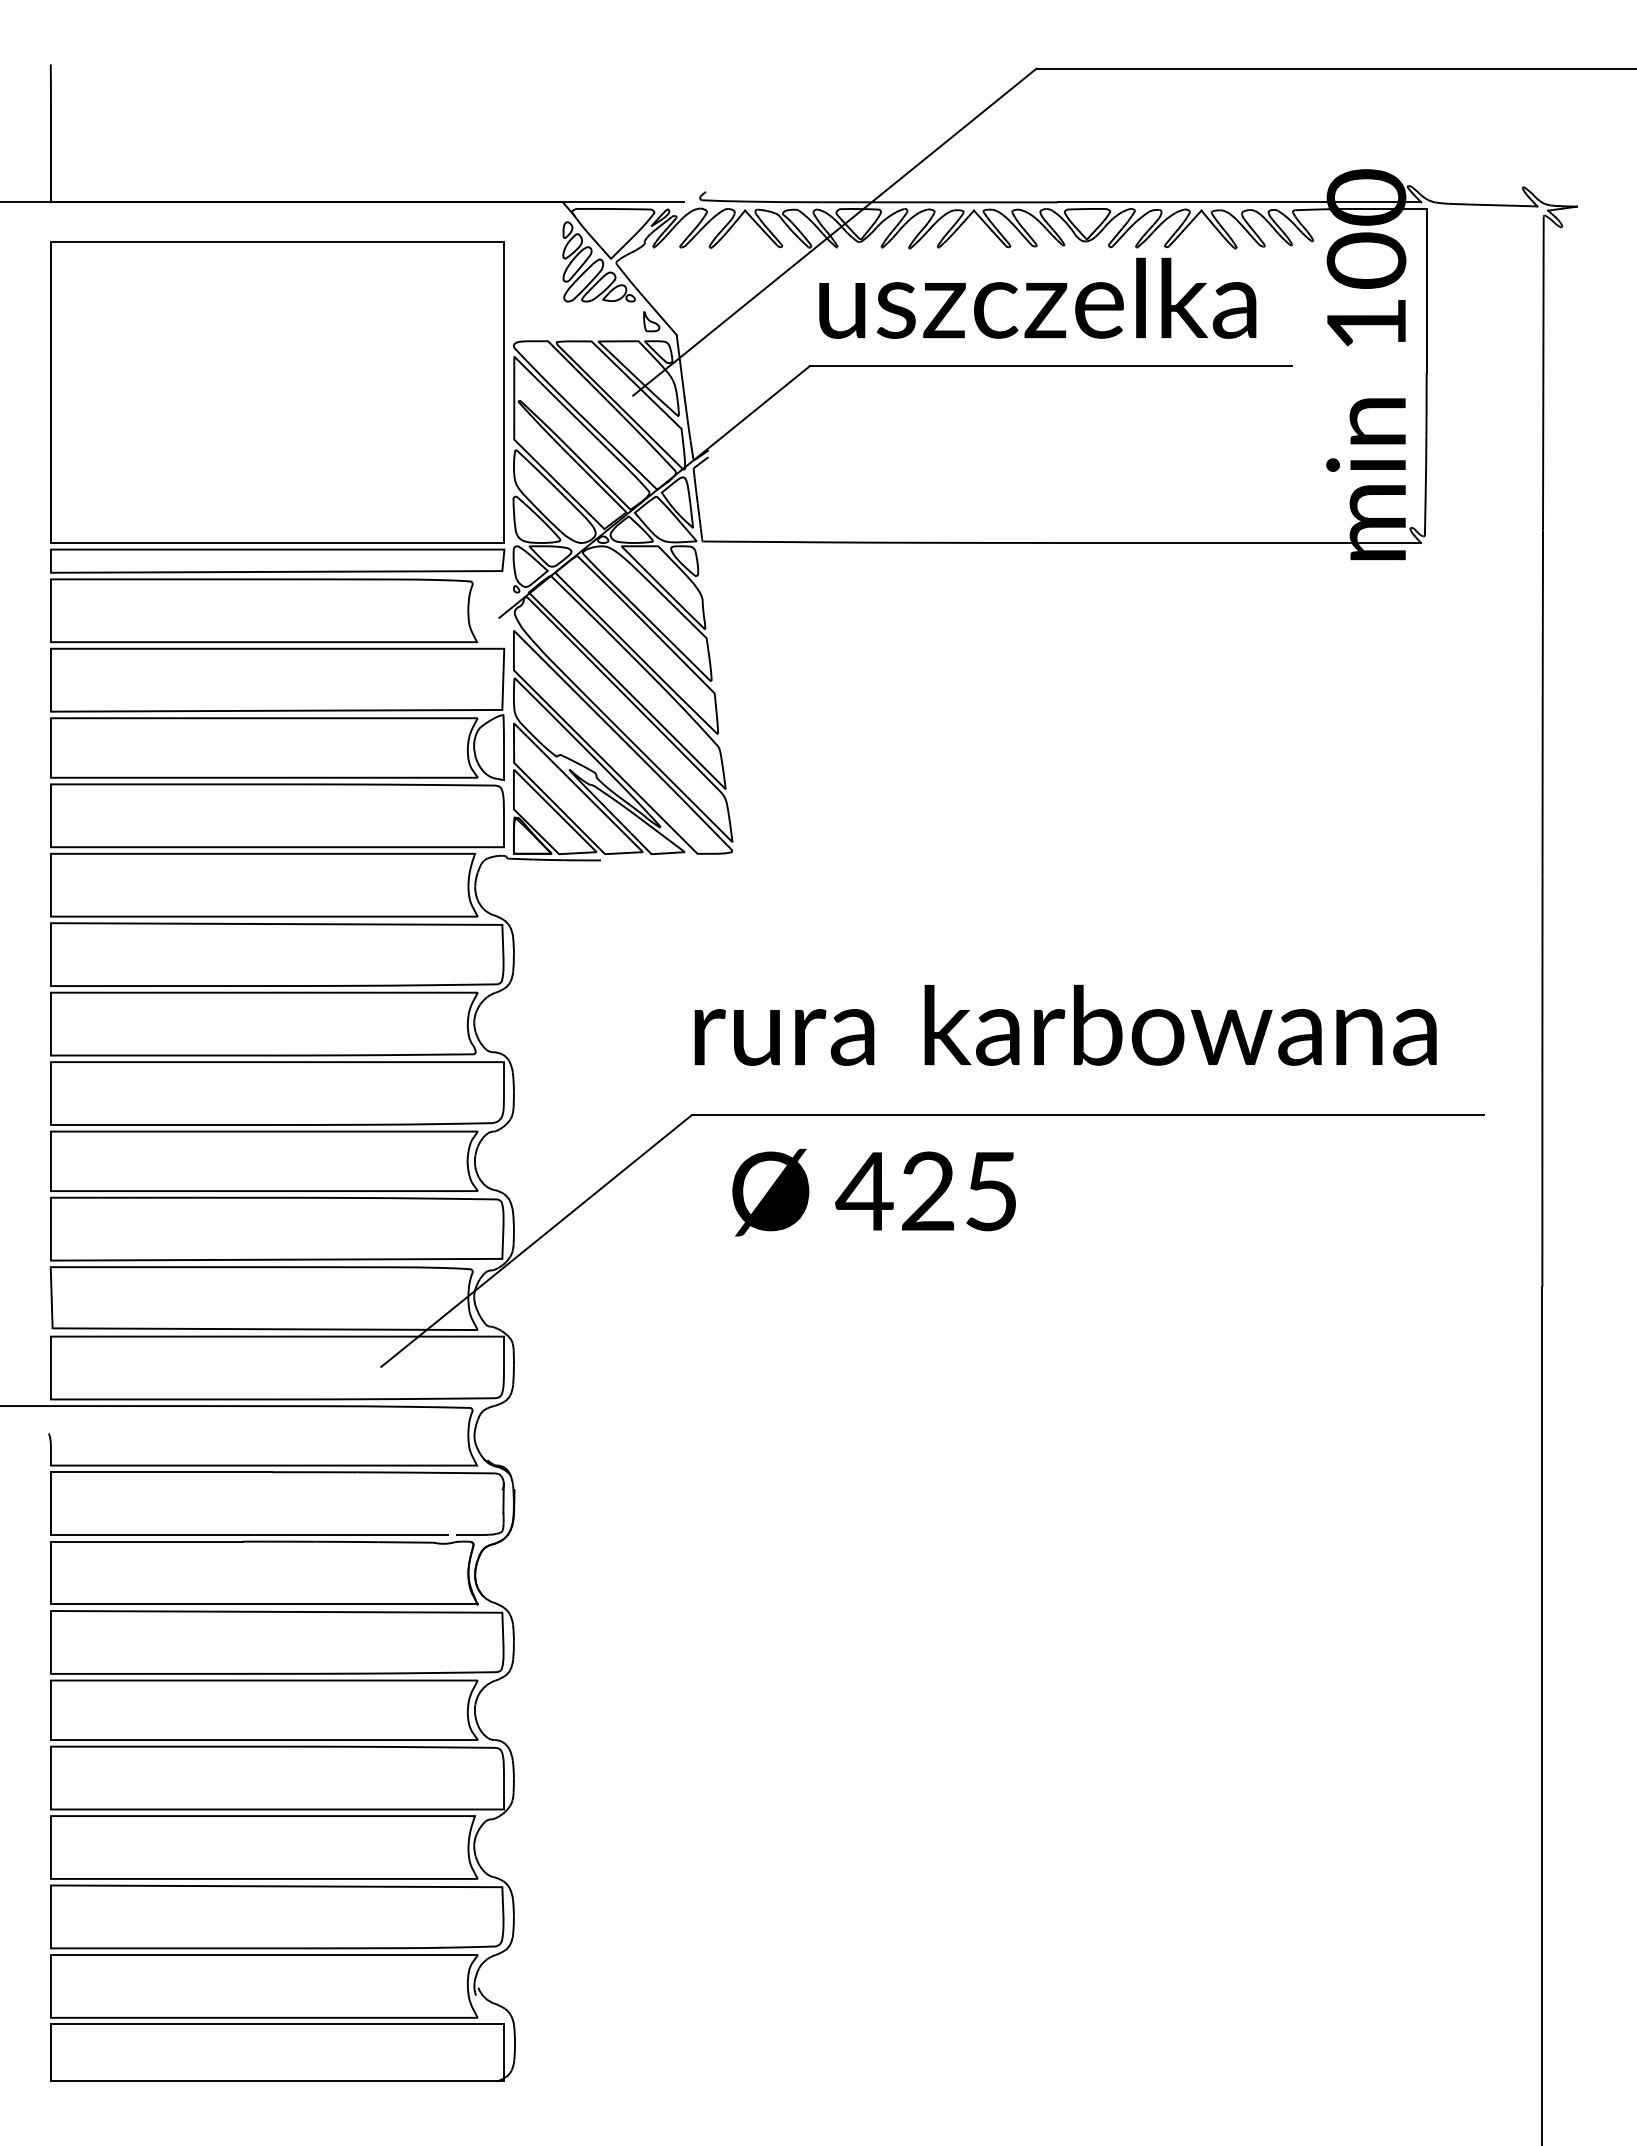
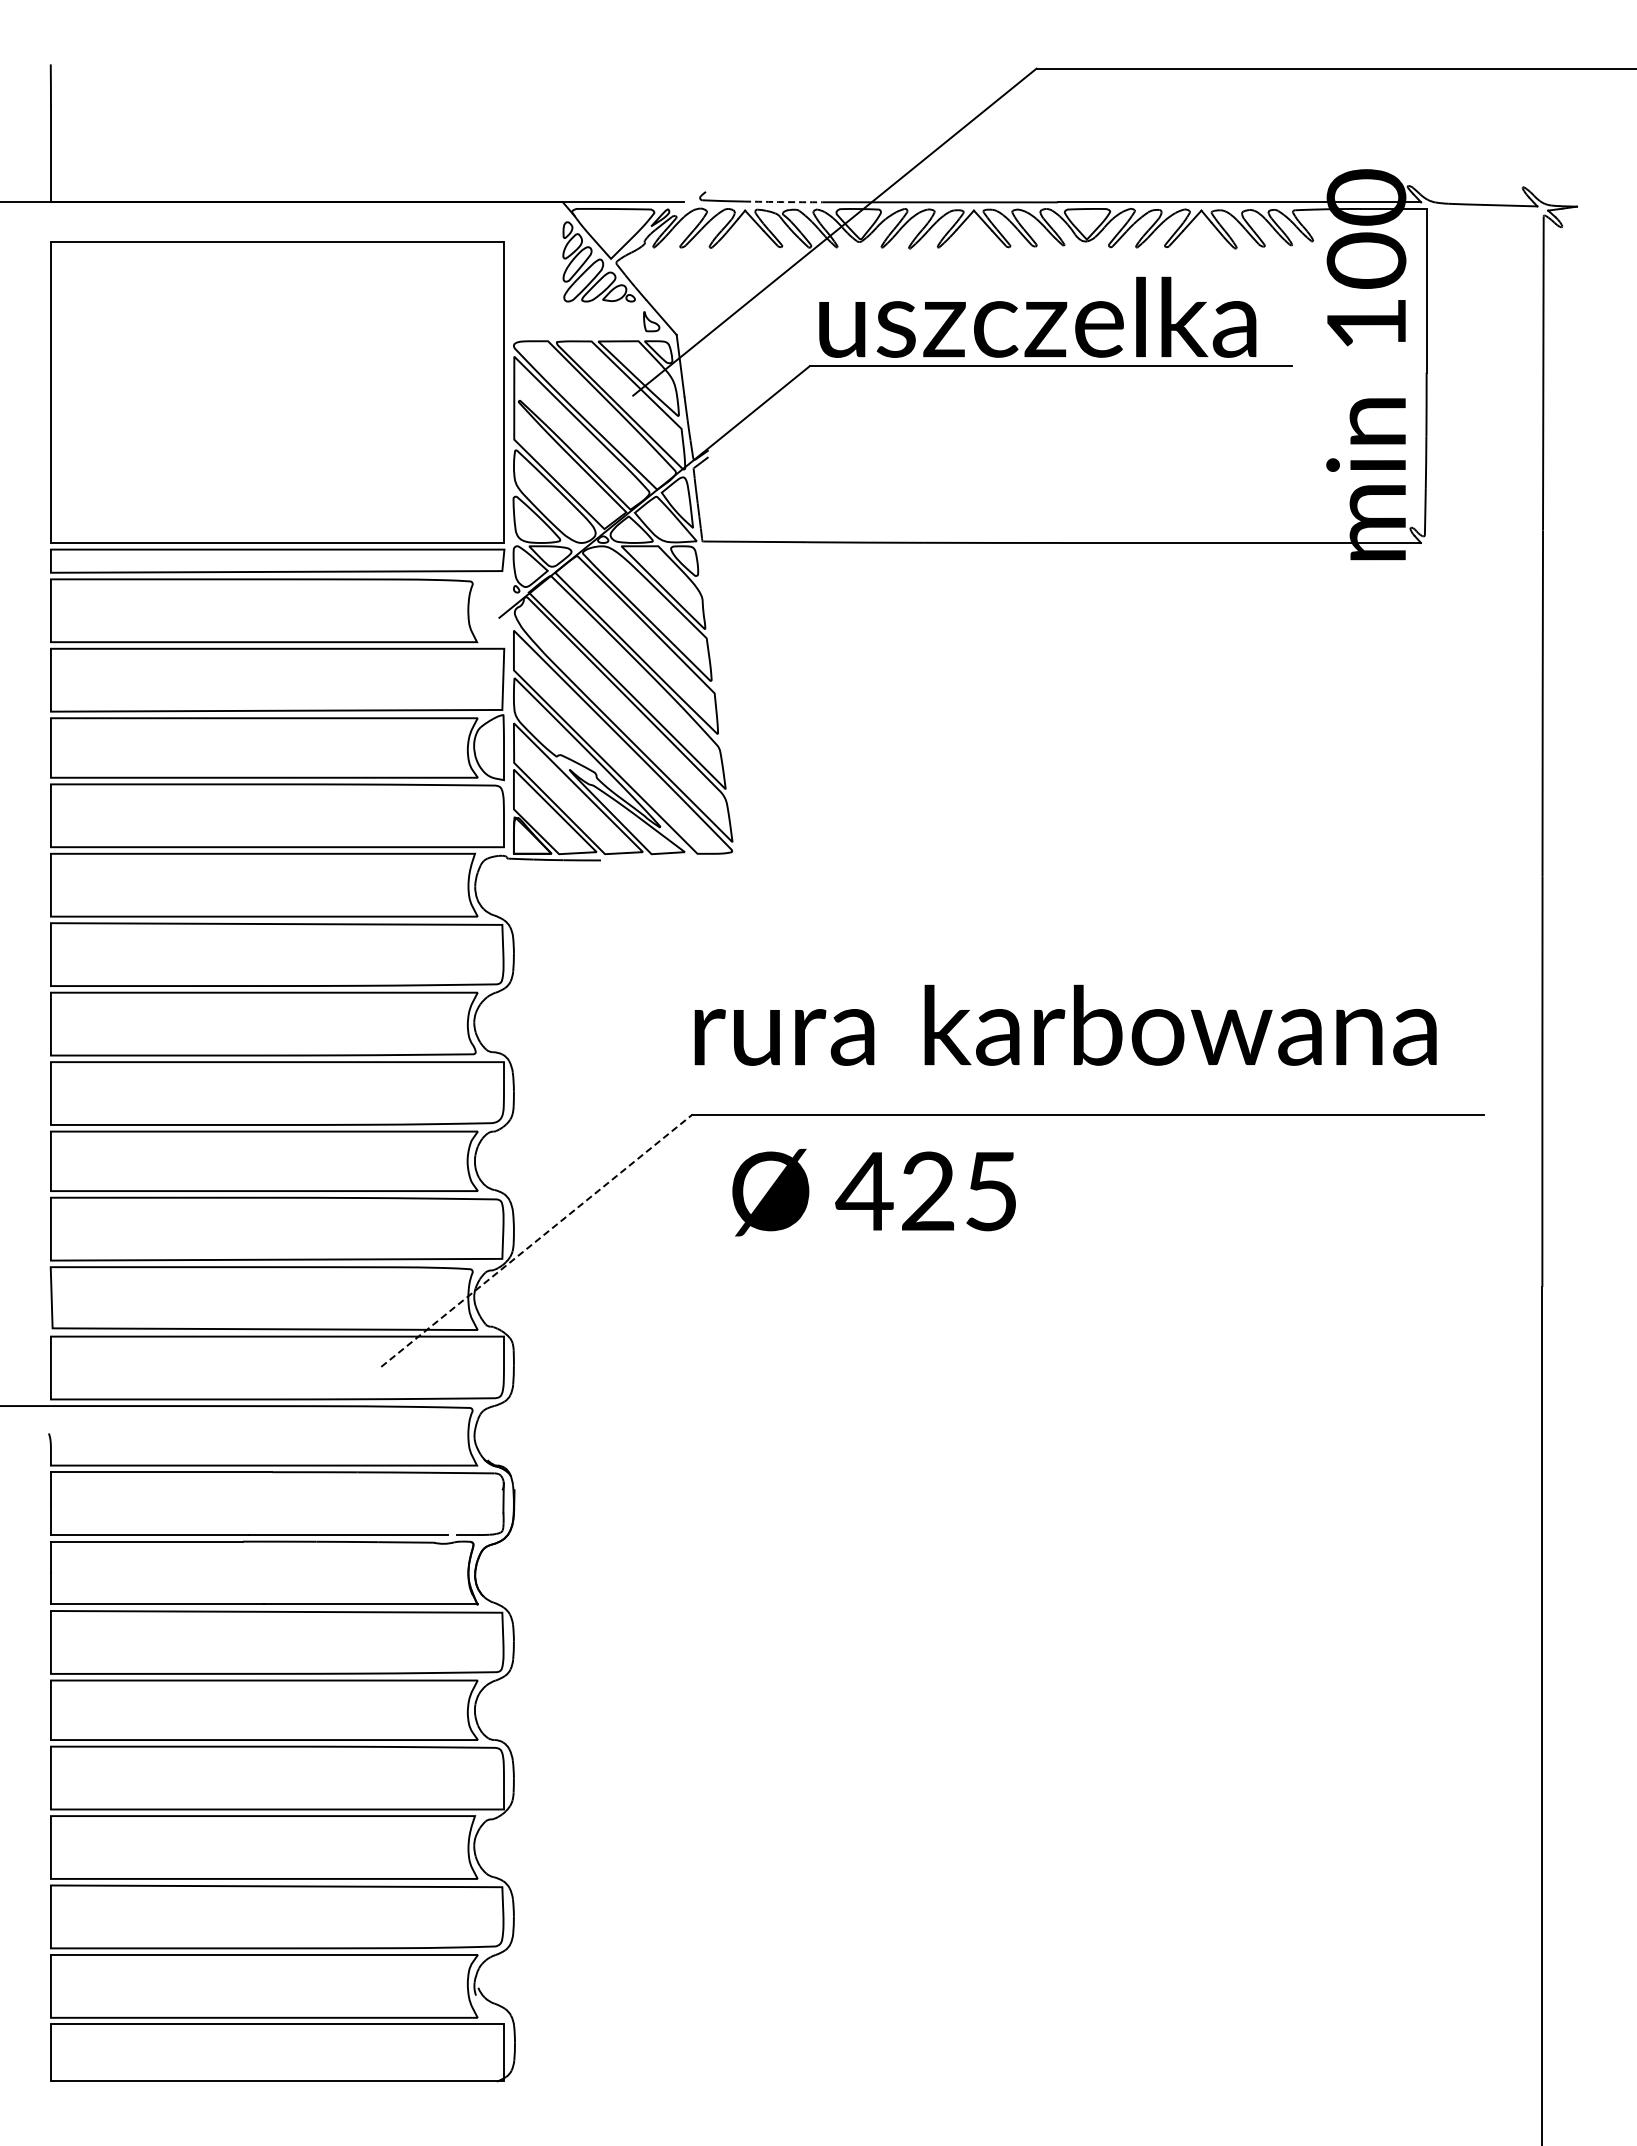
arc: solid -> dashed (783, 202)
text position: (1037, 297) -> (1037, 316) (1037, 316)
line: solid -> dashed (536, 1241)
